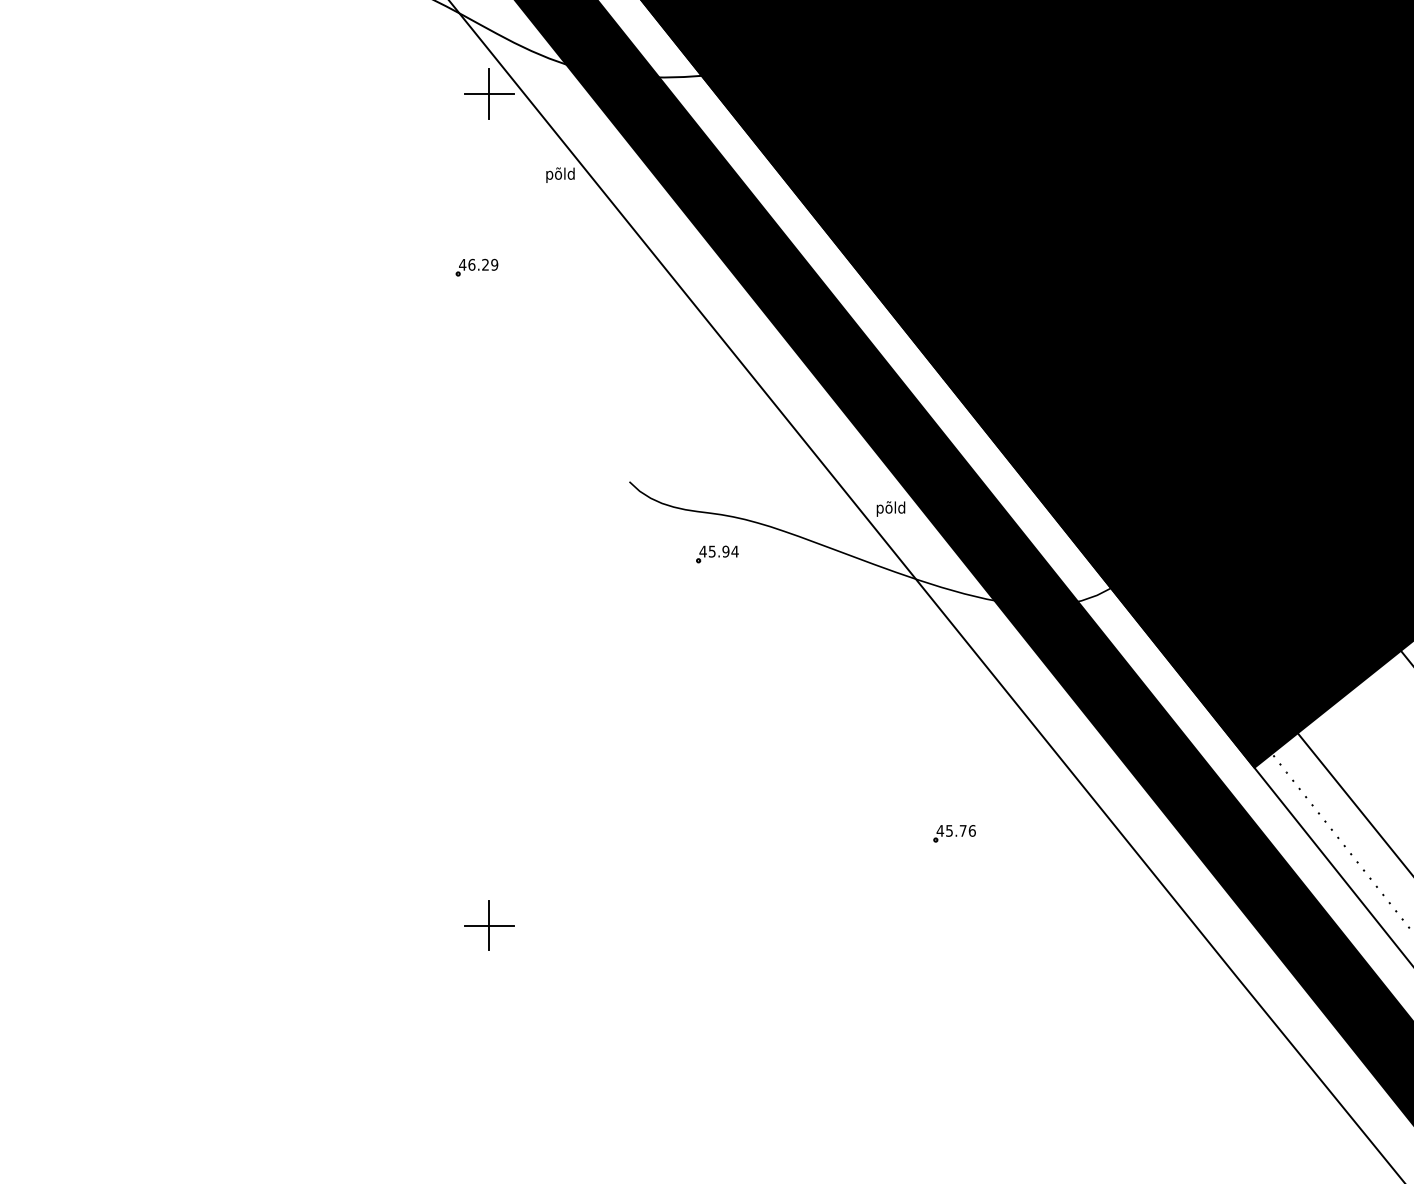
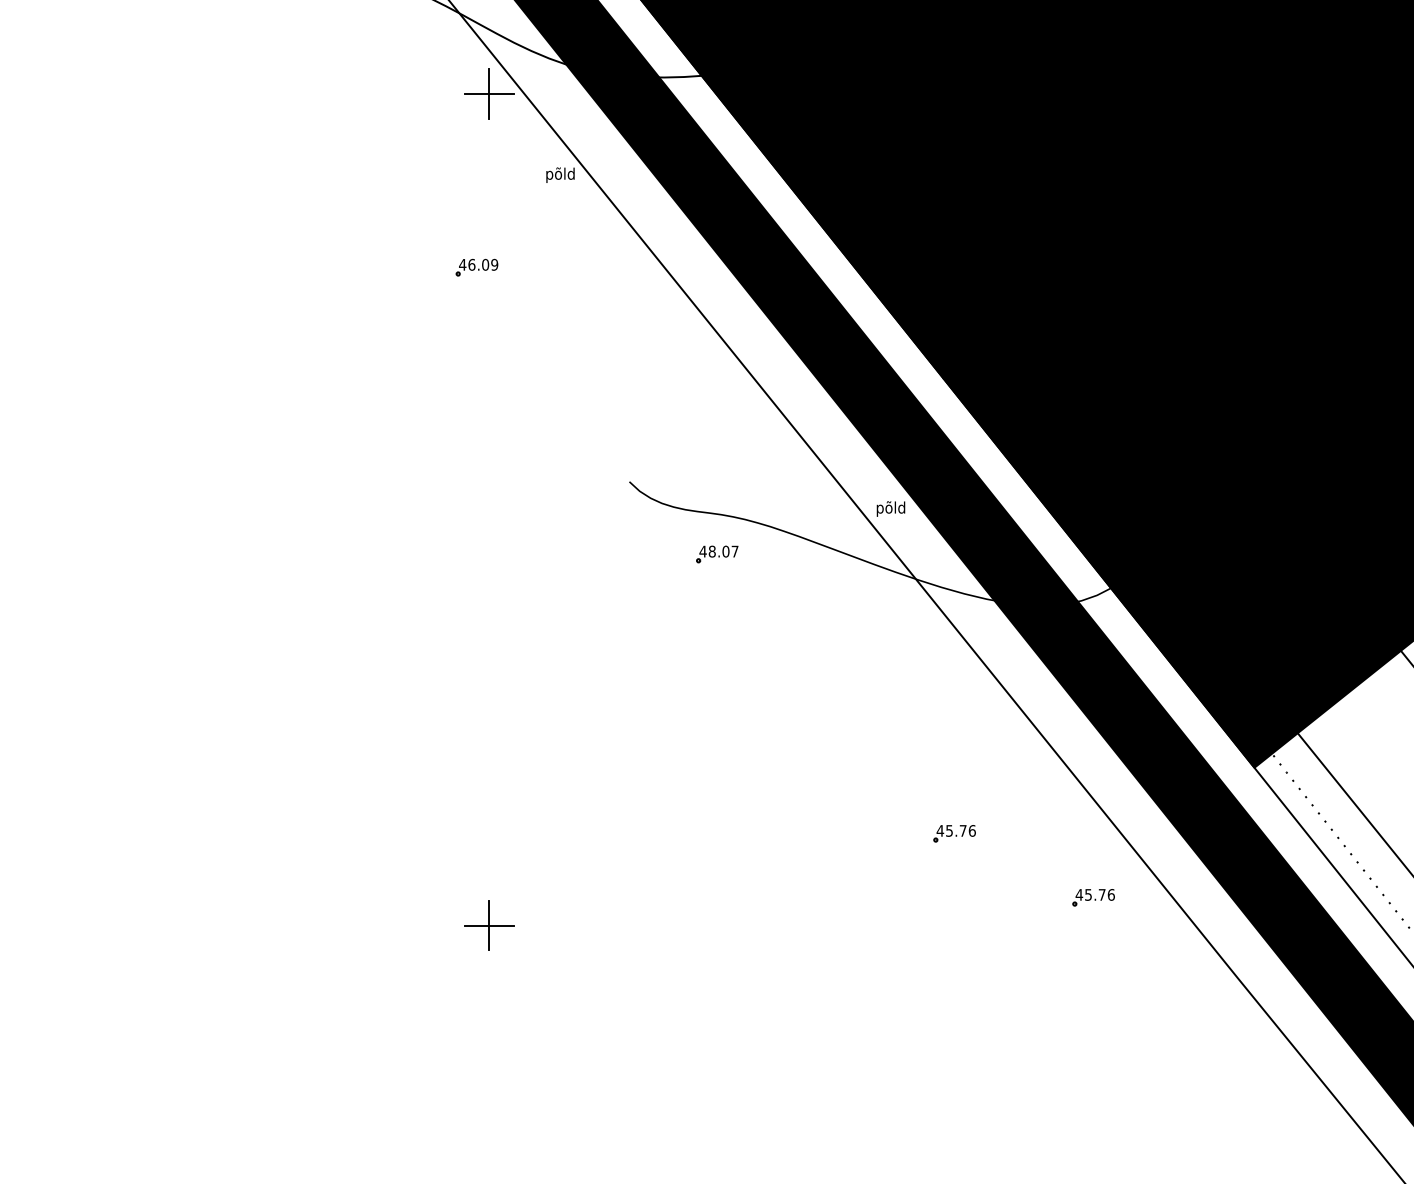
text: 46.29 -> 46.09 (485, 264)
text: 45.94 -> 48.07 (723, 551)
part: none -> present (1093, 897)
